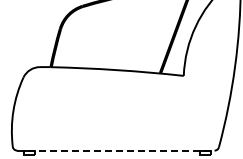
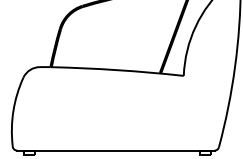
line: dashed -> solid (115, 150)
